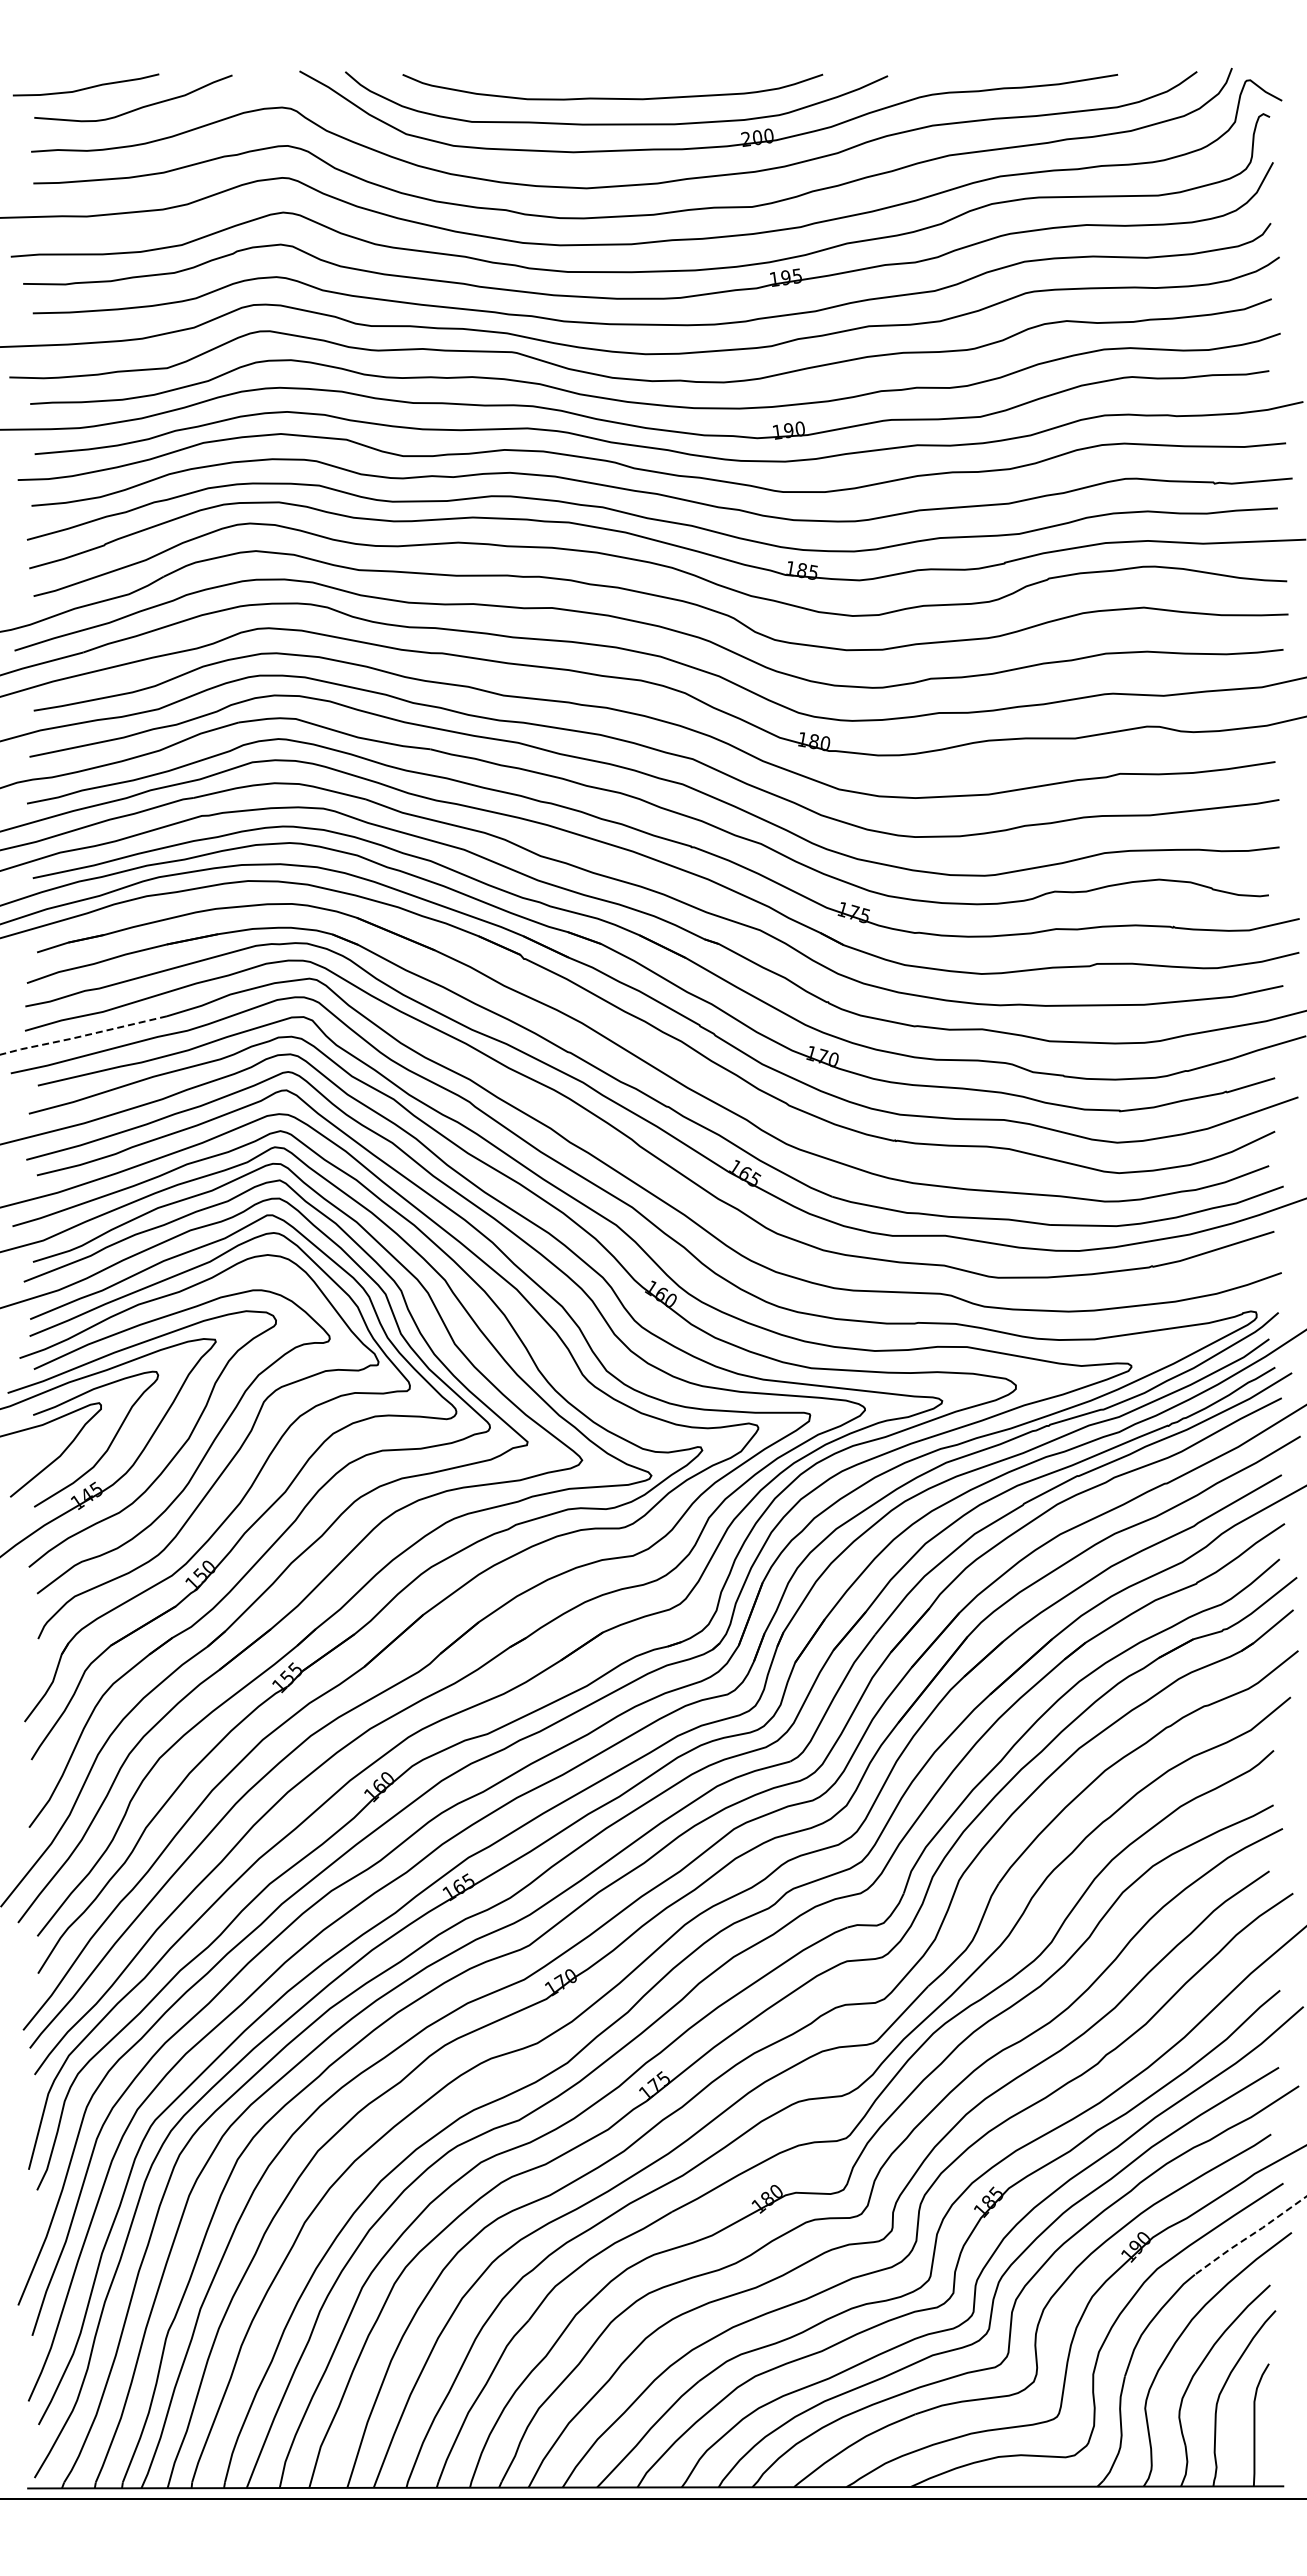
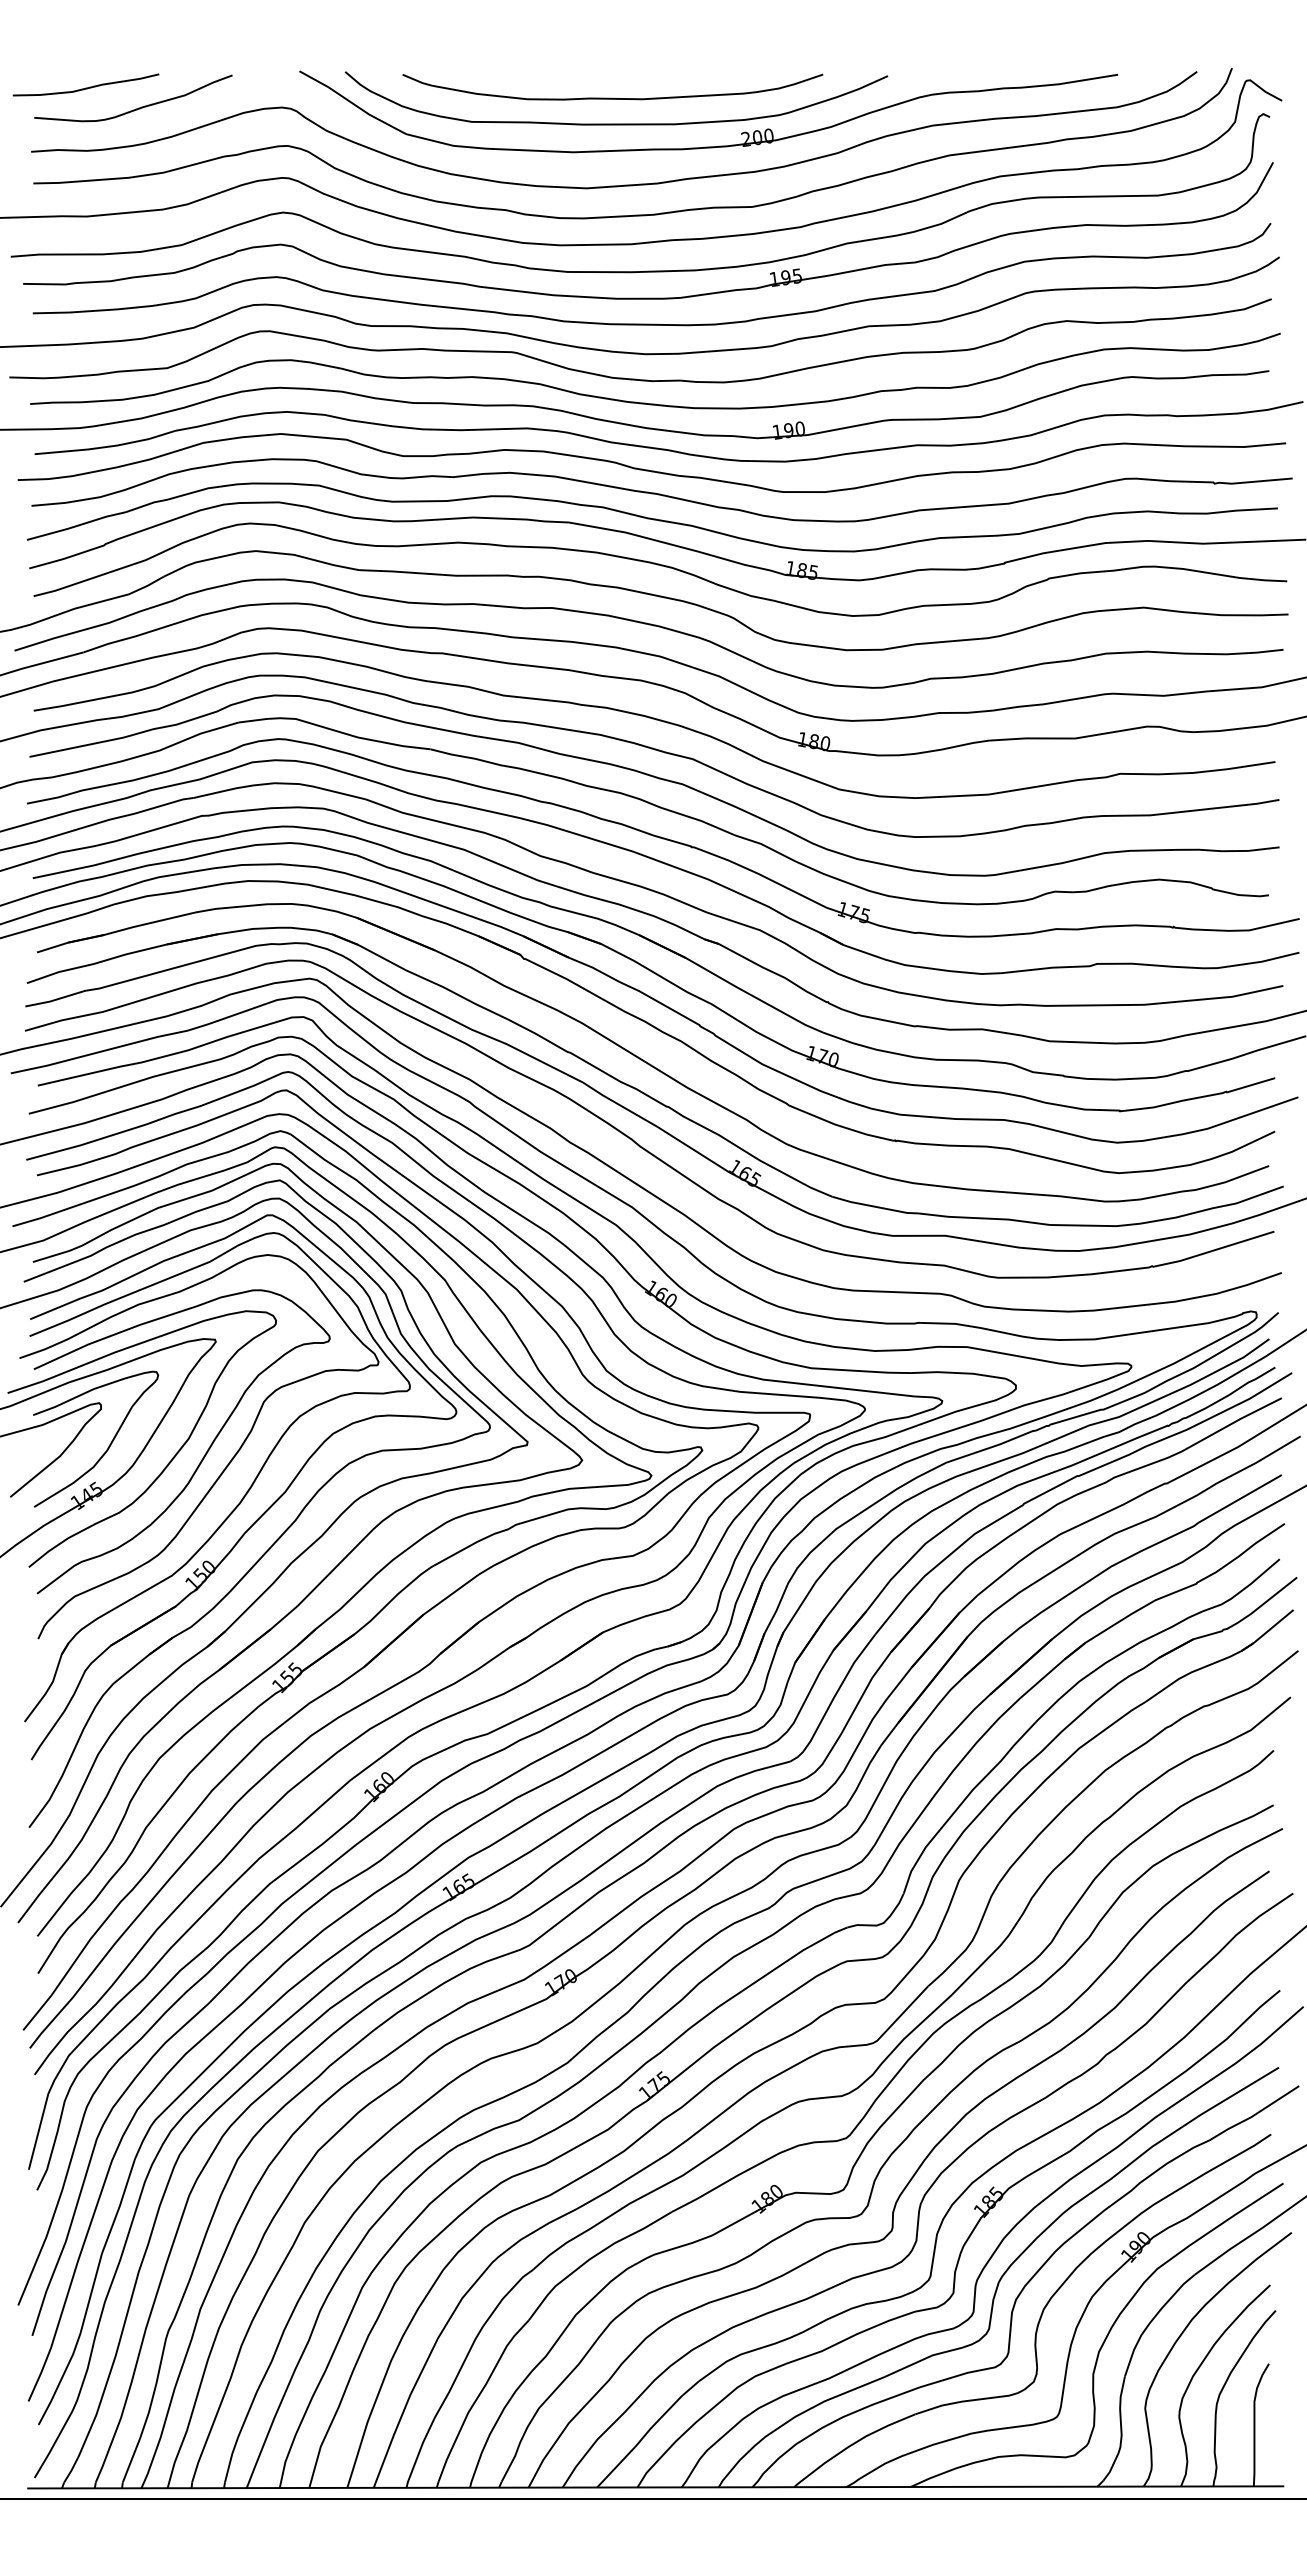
line: dashed -> solid (82, 1036)
line: dashed -> solid (1250, 2236)
